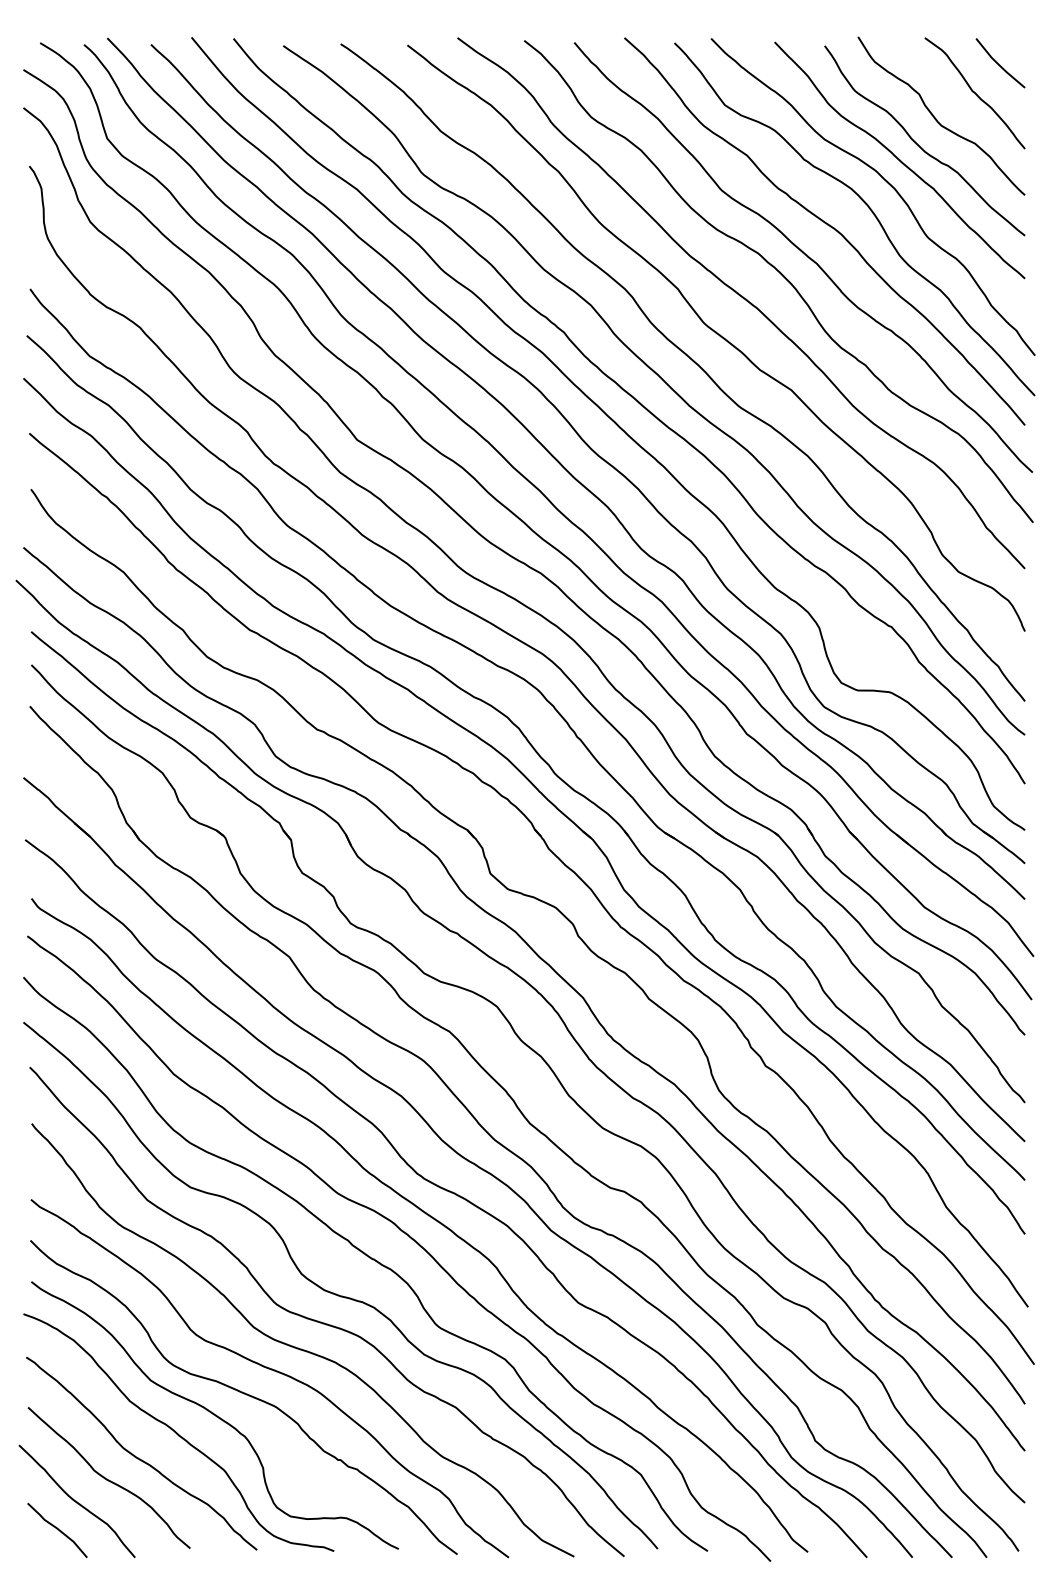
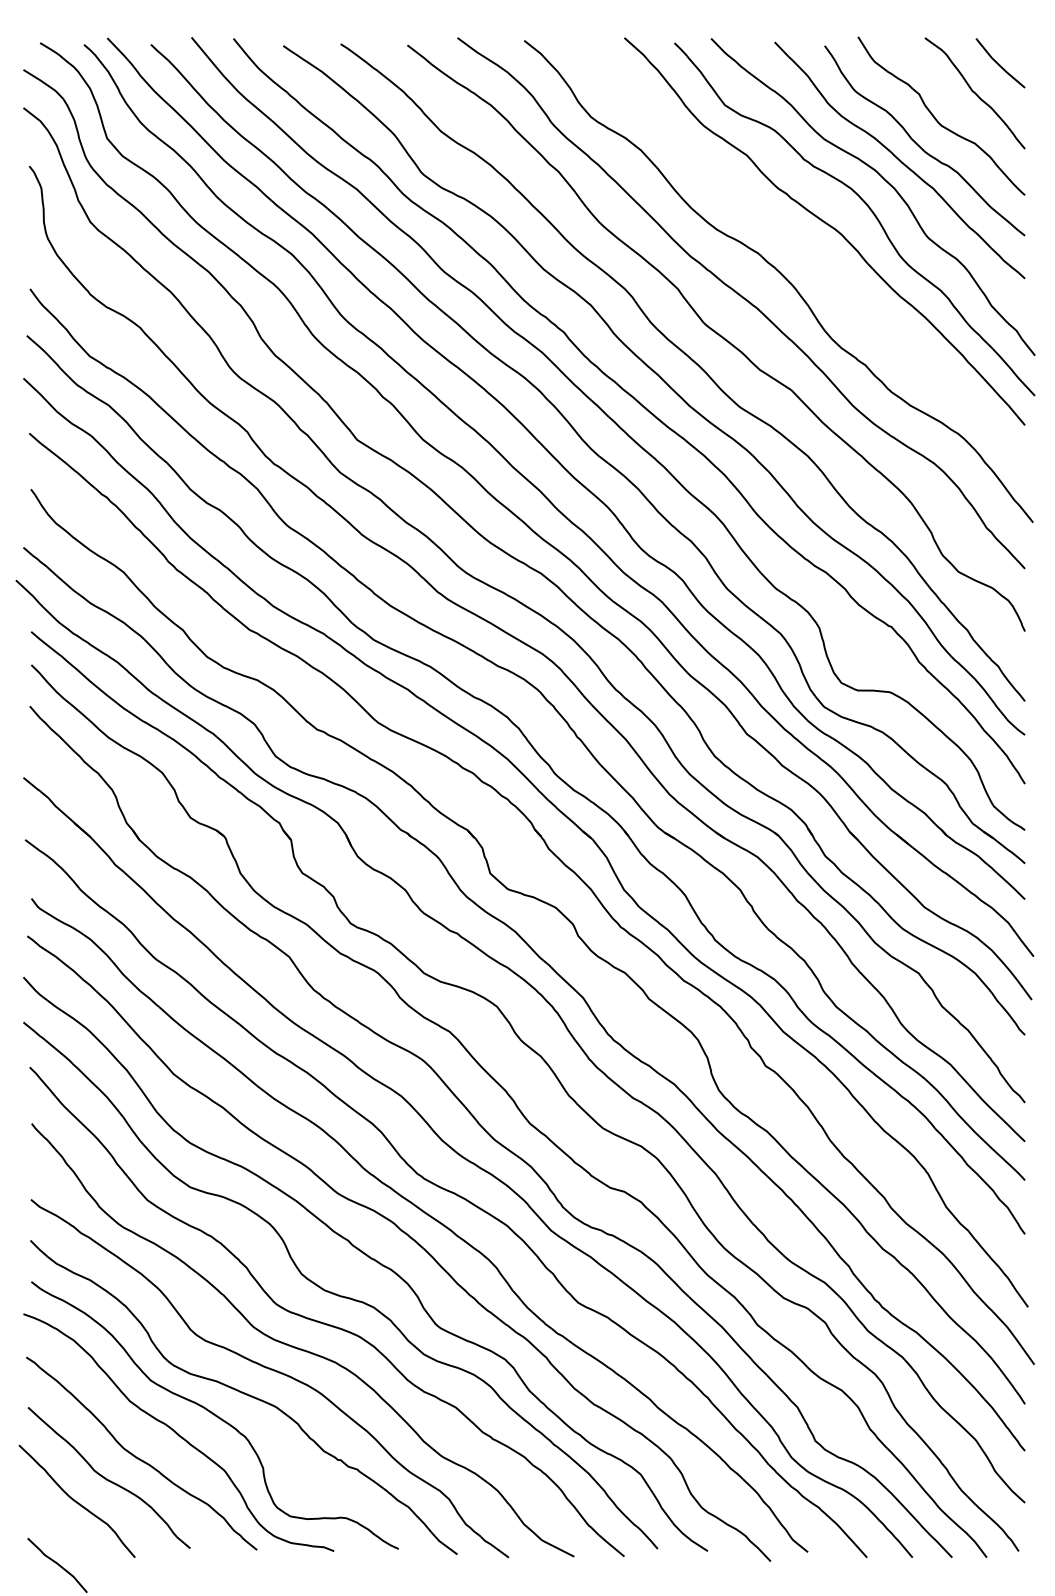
curve: present -> none (805, 255)
curve position: (57, 1529) -> (57, 1564) (57, 1564)
